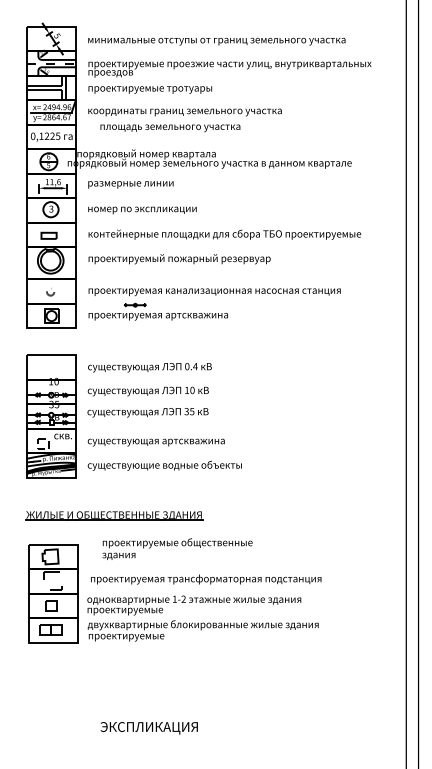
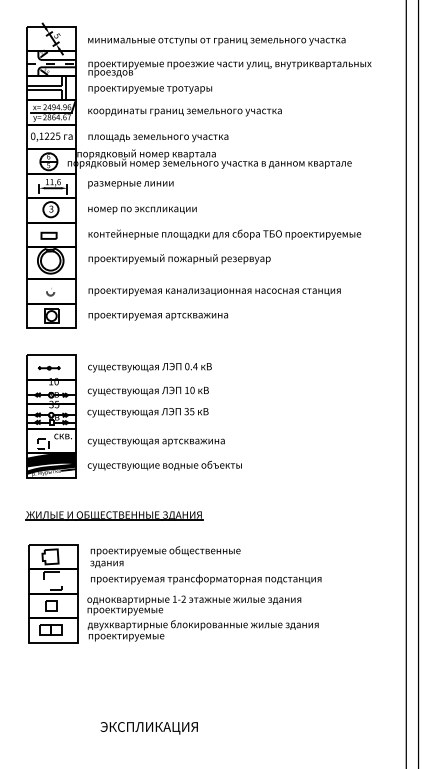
text position: (170, 128) -> (158, 138) (158, 138)
part position: (134, 304) -> (48, 367) (48, 367)
fill: none -> present (50, 459)
text position: (177, 548) -> (165, 556) (165, 556)
